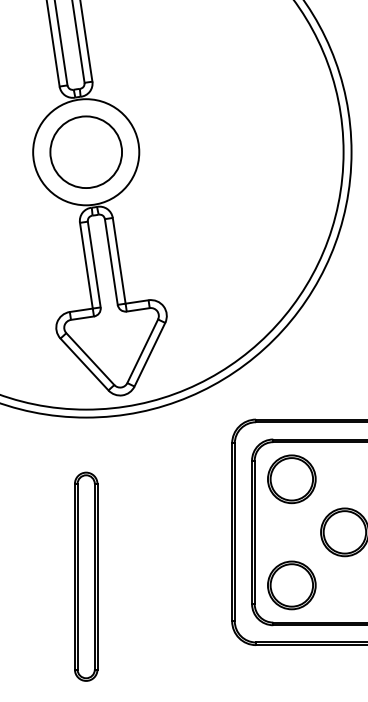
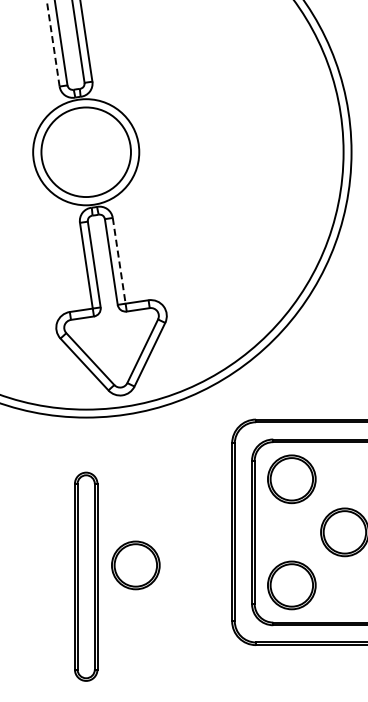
line: solid -> dashed (53, 43)
circle diameter: 72 px -> 90 px (85, 152)
line: solid -> dashed (119, 261)
part: none -> present (135, 565)
